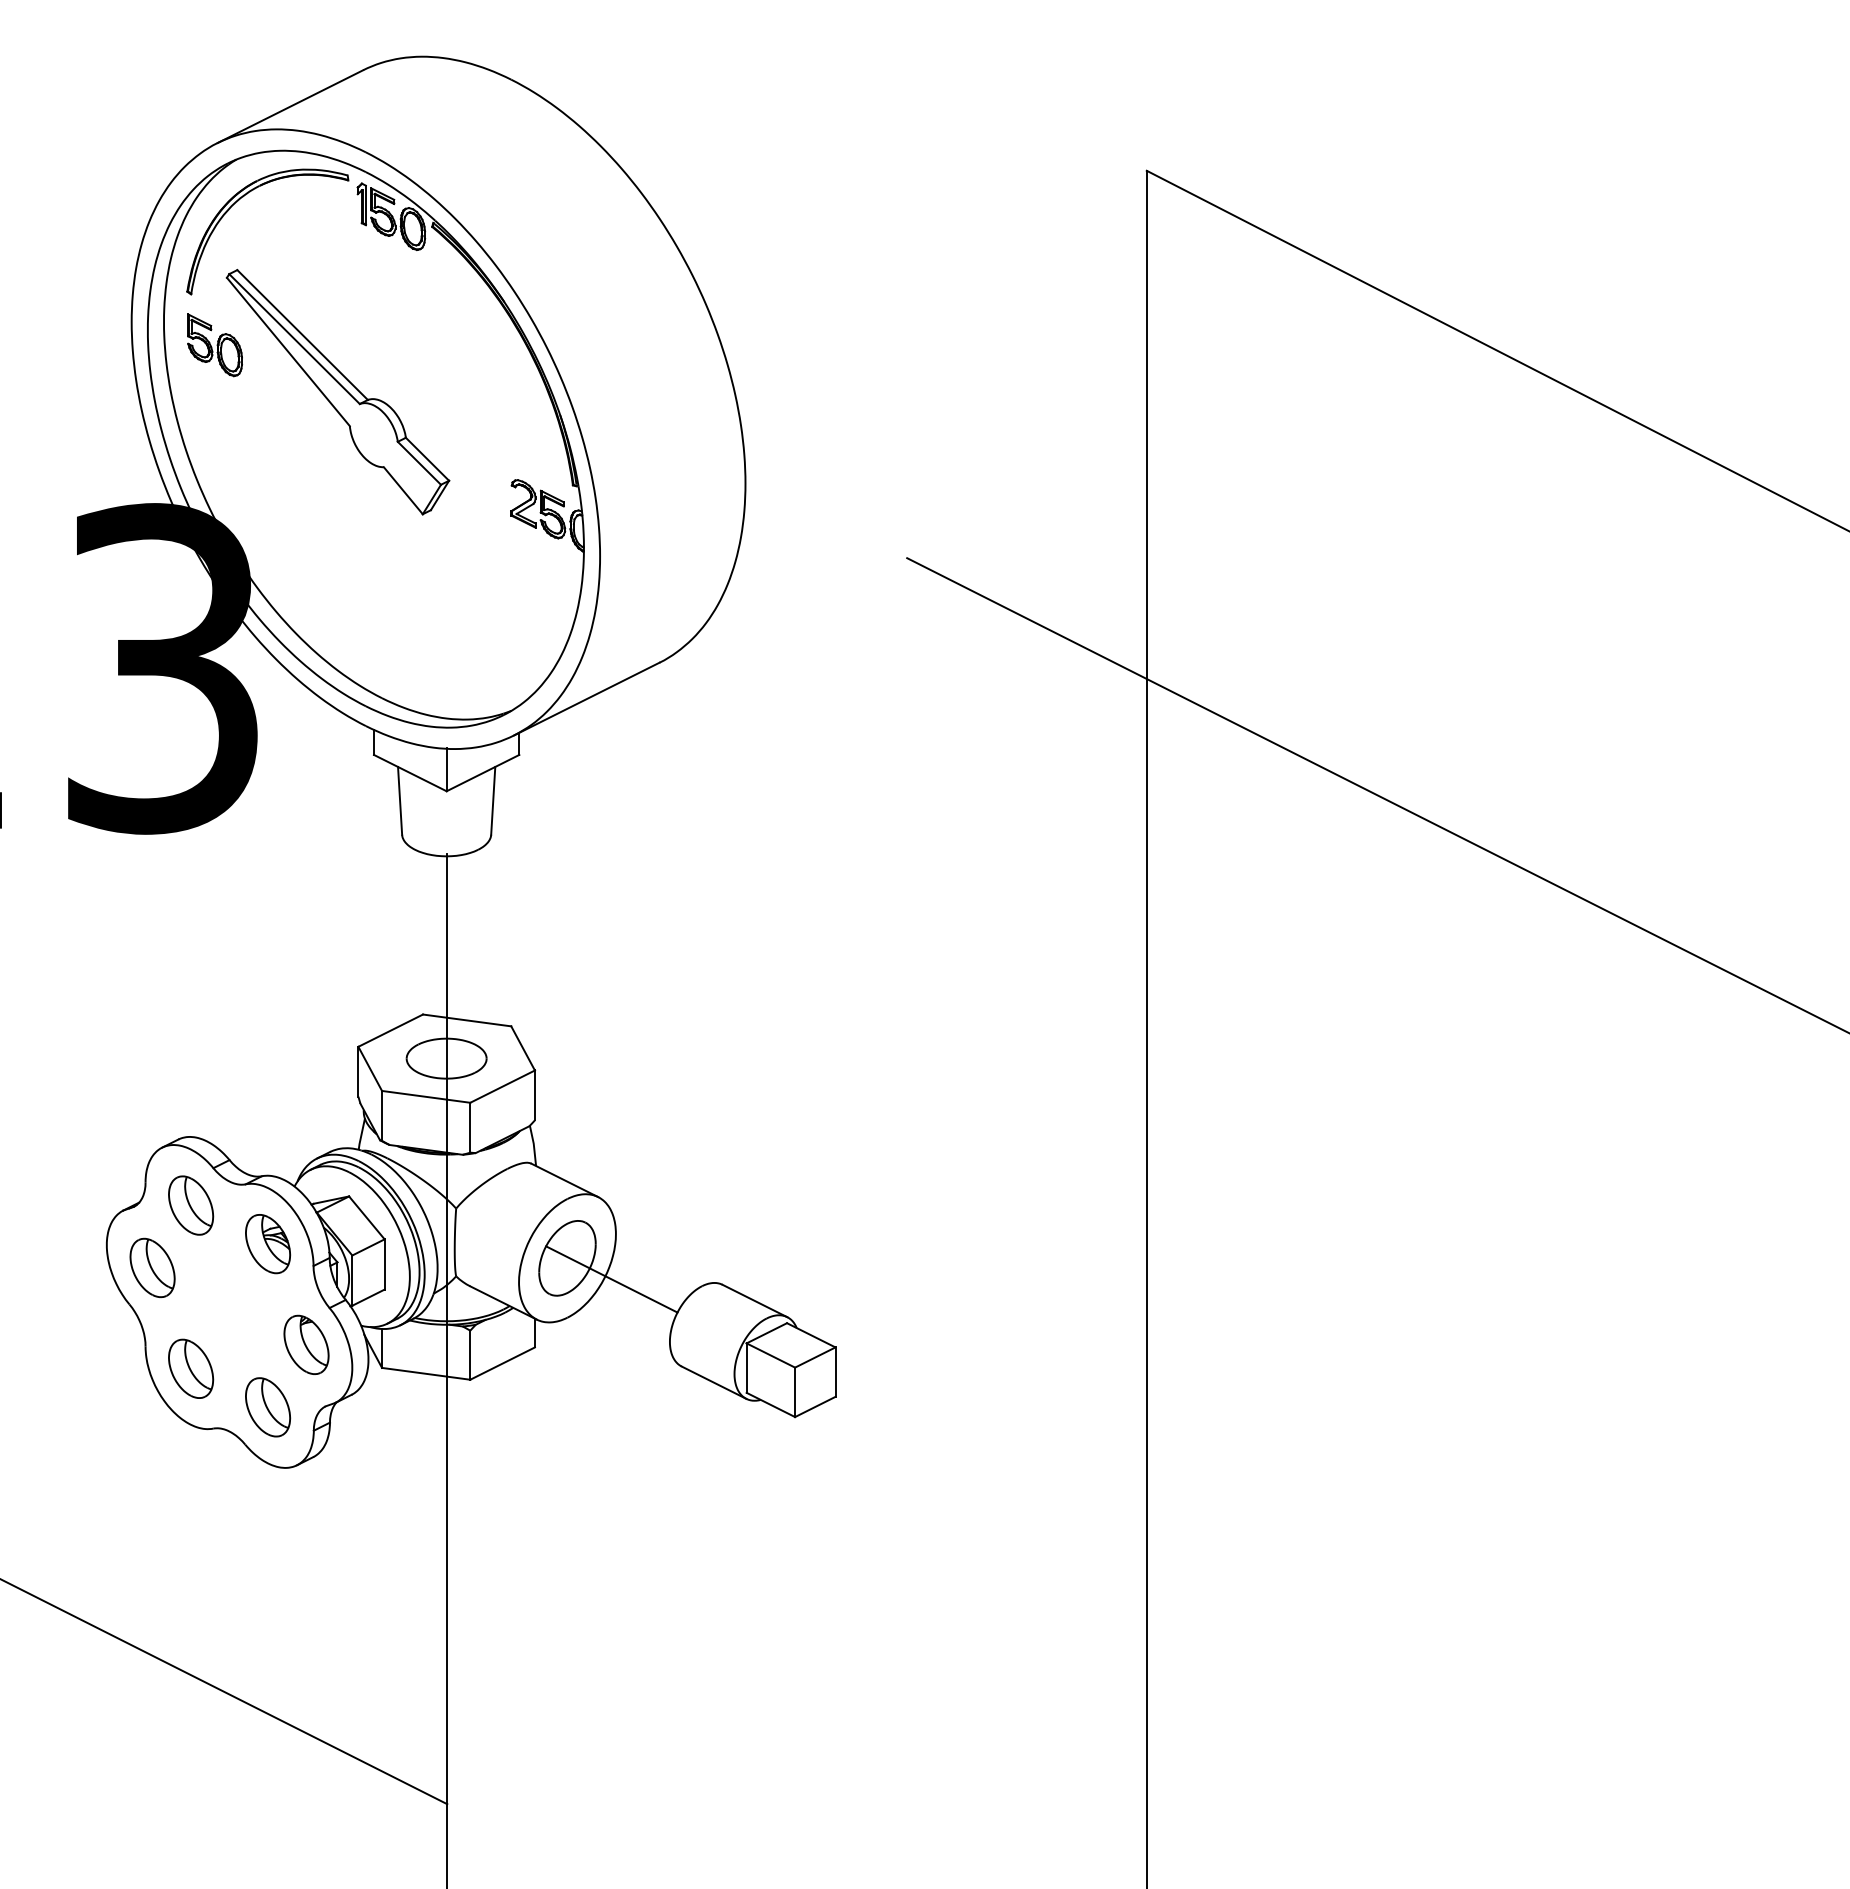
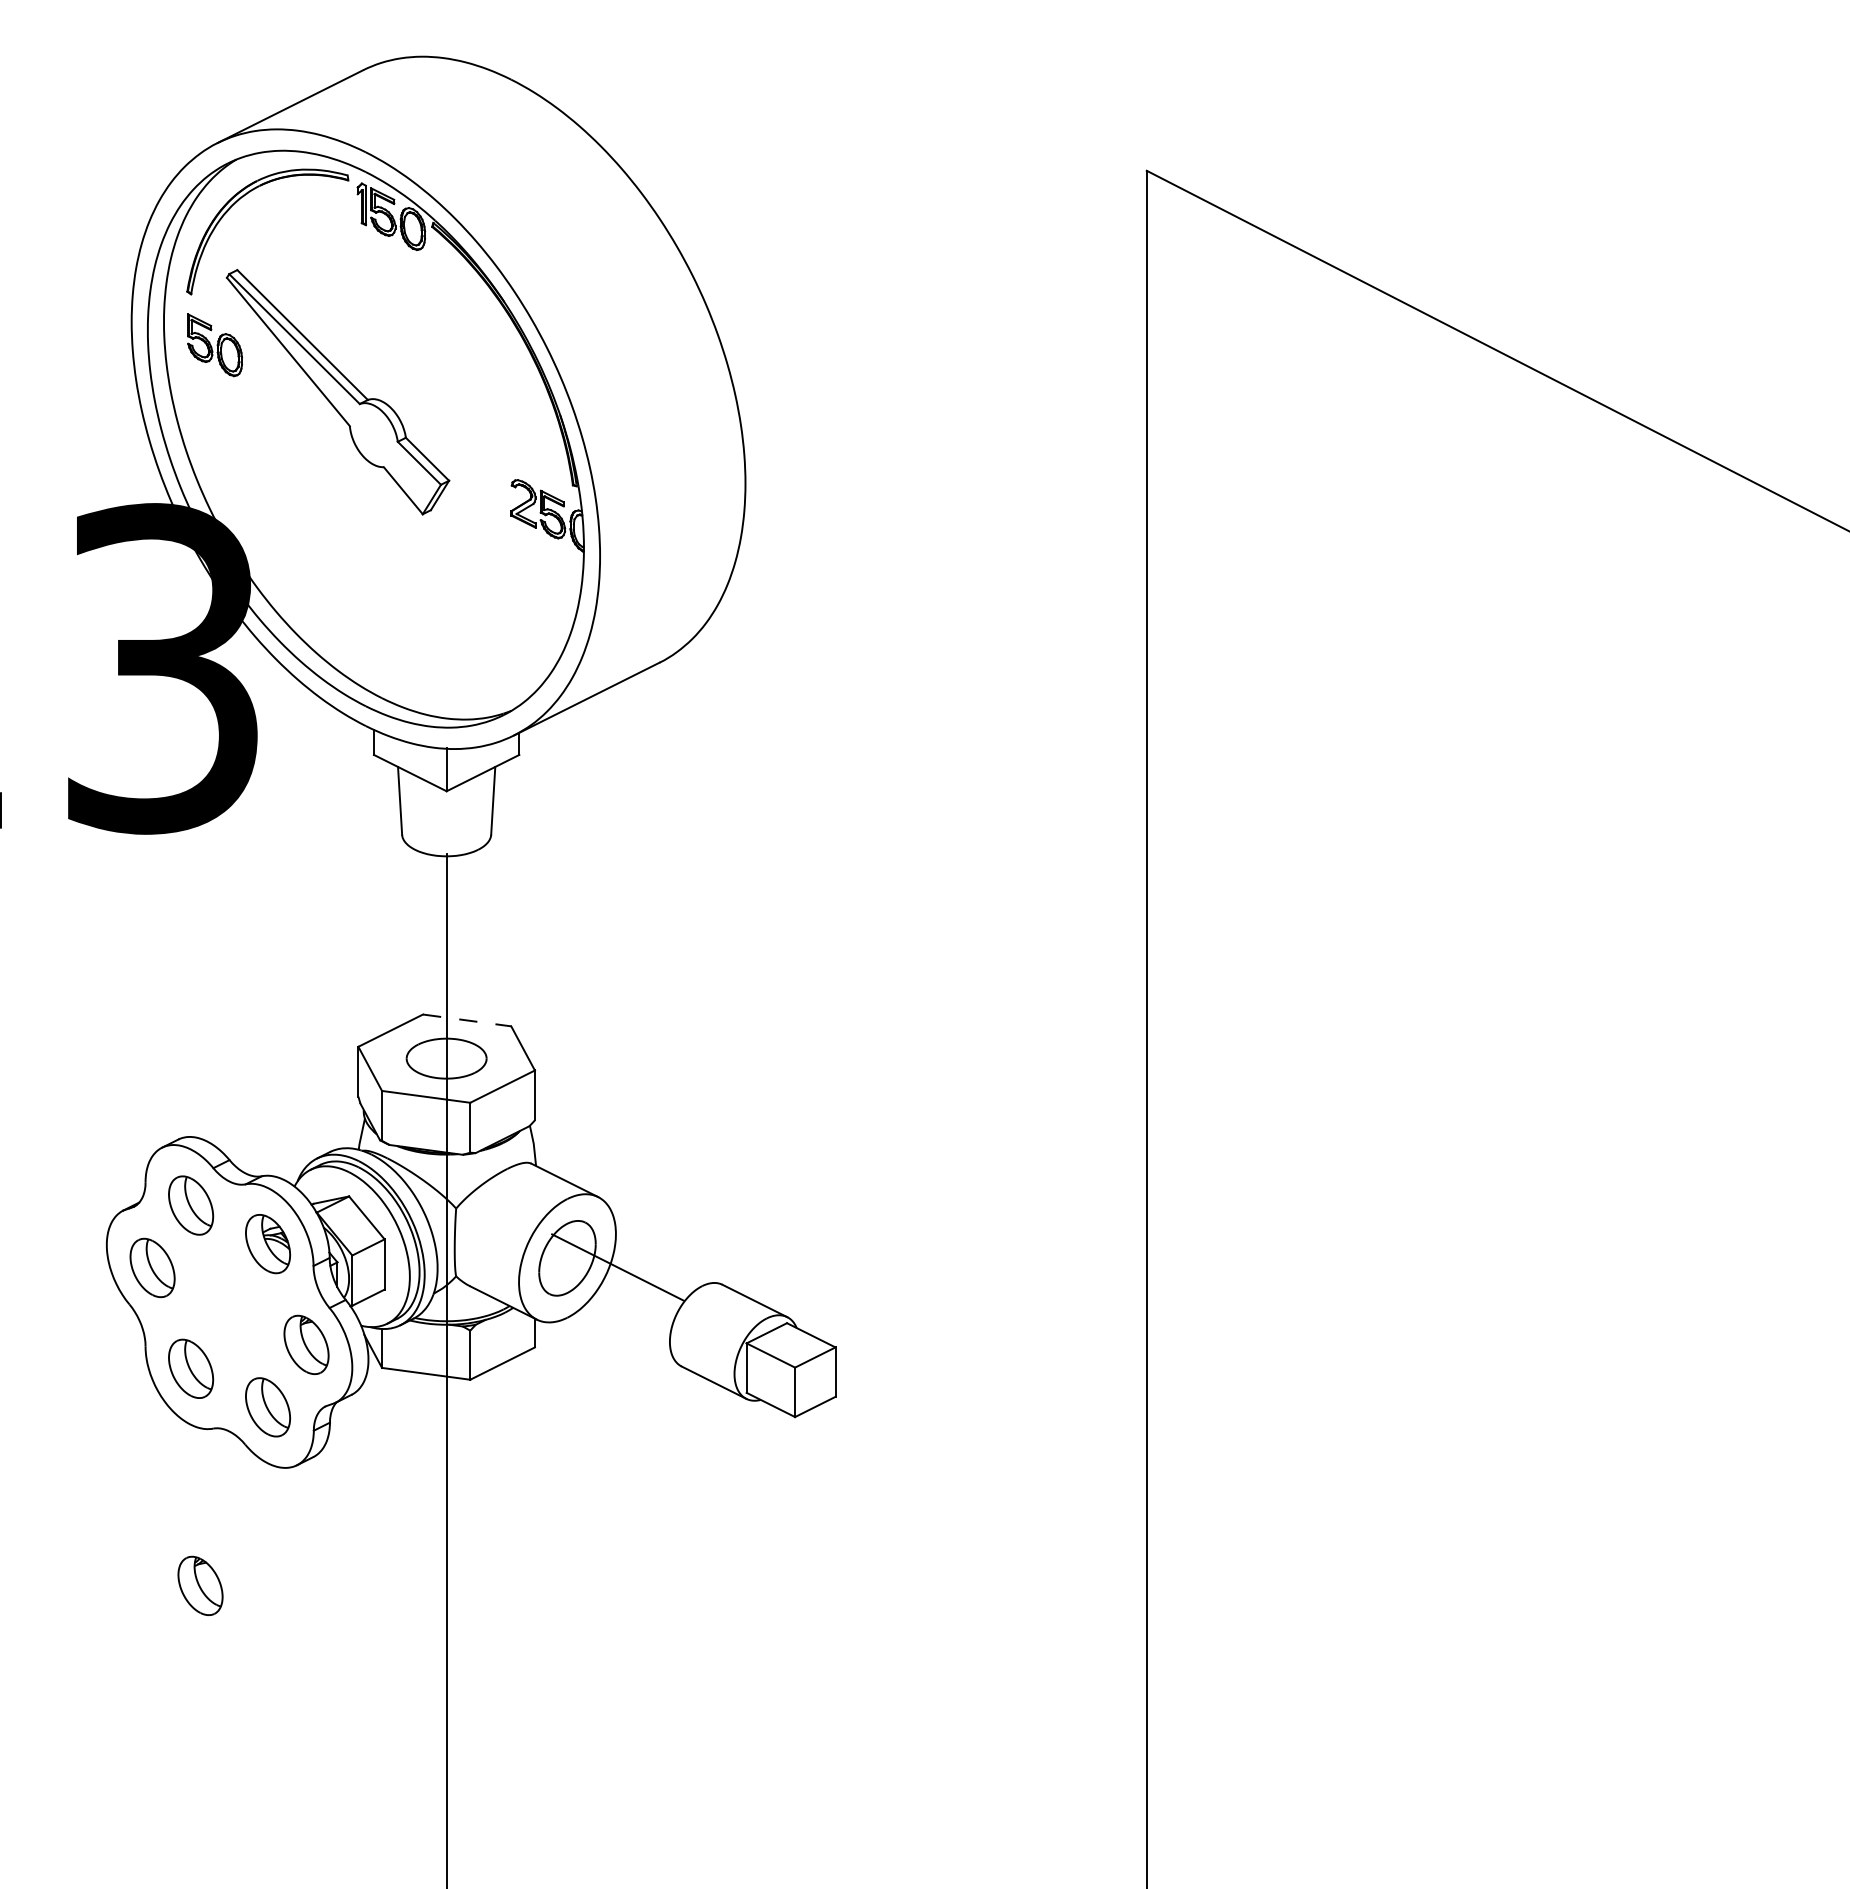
line: present -> none (1376, 794)
line: solid -> dashed (467, 1020)
line position: (611, 1279) -> (617, 1267) (617, 1267)
part: none -> present (200, 1585)
line: present -> none (224, 1692)
